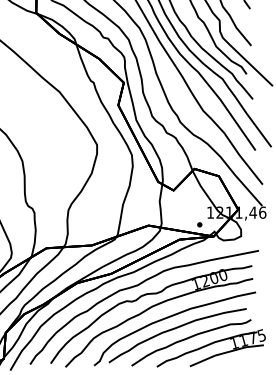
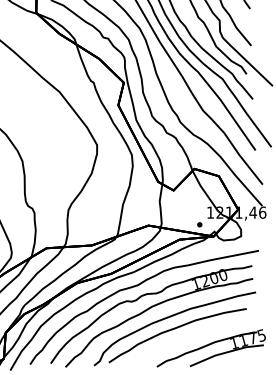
curve: present -> none (190, 338)
